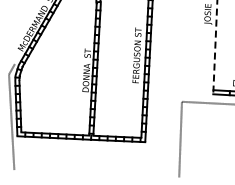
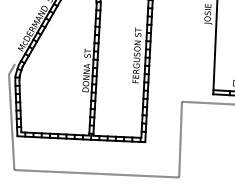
line: dashed -> solid (215, 47)
line: none -> present (96, 173)
